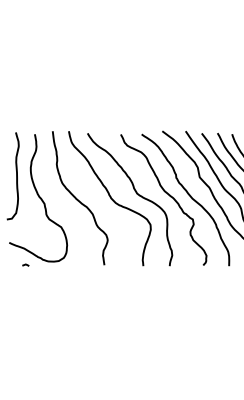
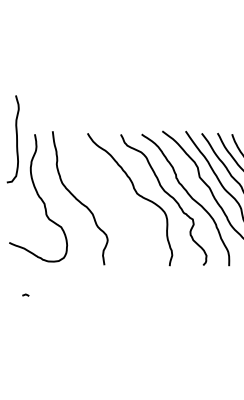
curve position: (16, 176) -> (16, 139) (16, 139)
curve: present -> none (109, 197)
line position: (25, 264) -> (25, 294) (25, 294)
